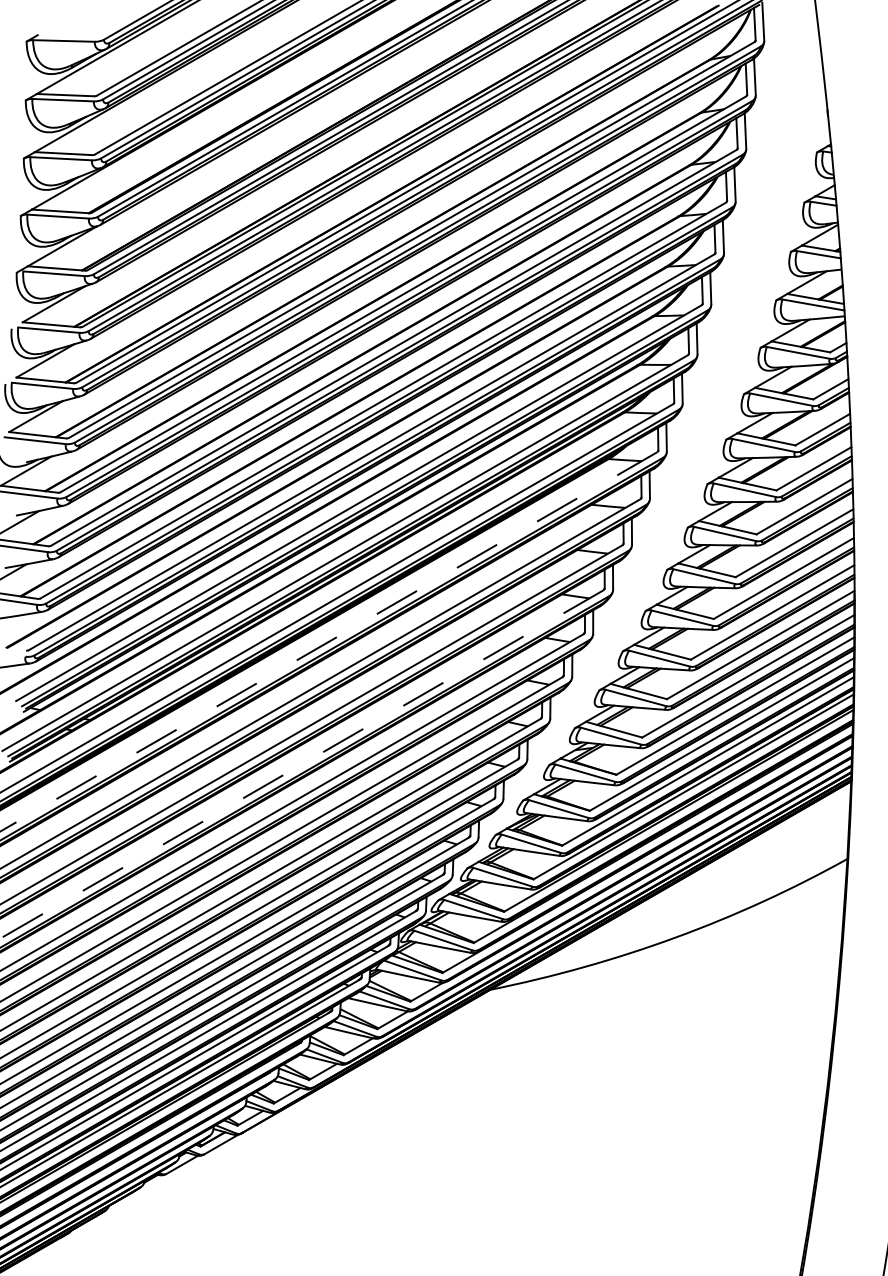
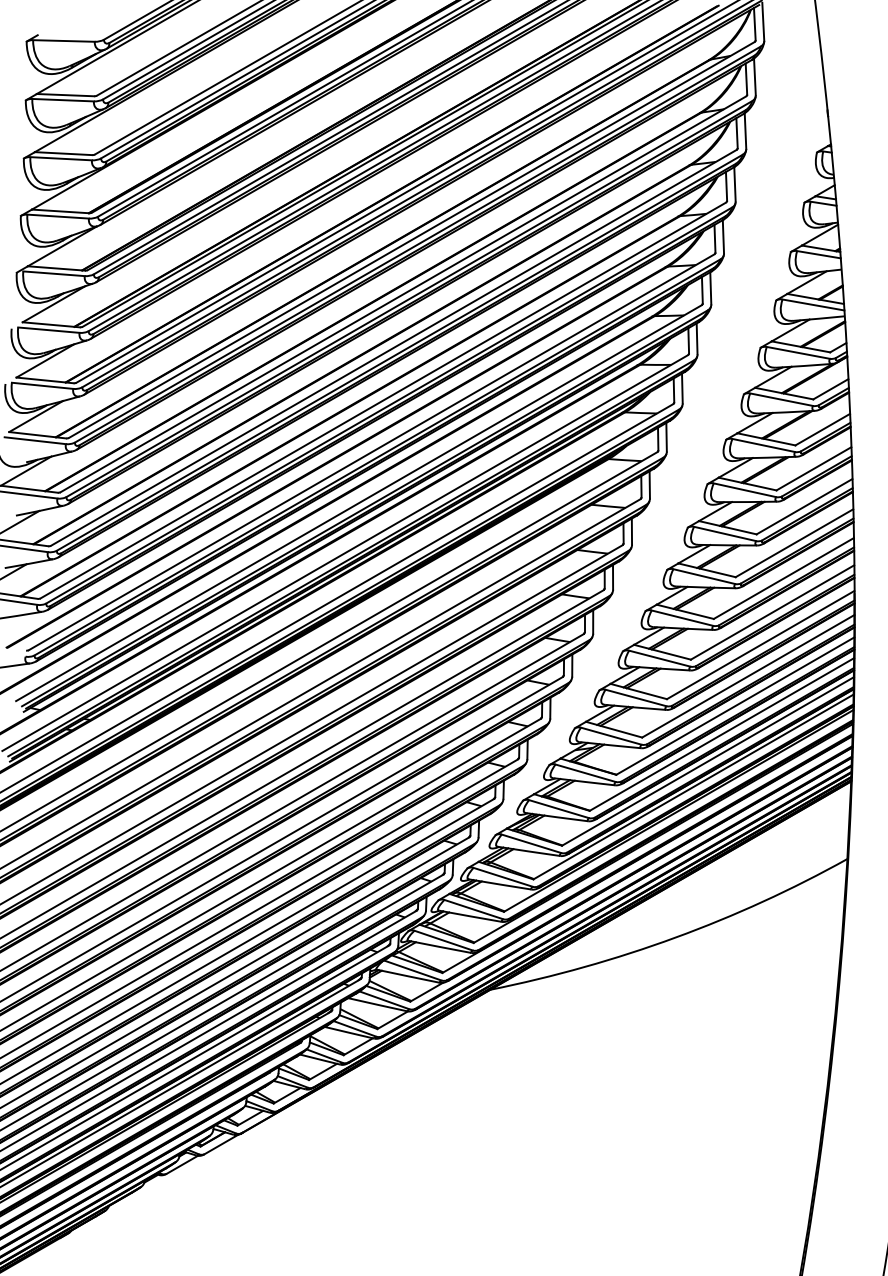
line: dashed -> solid (328, 642)
line: dashed -> solid (301, 764)
